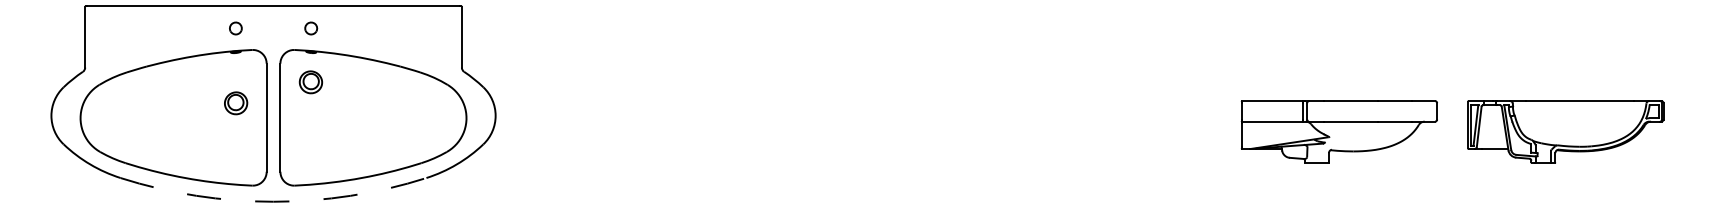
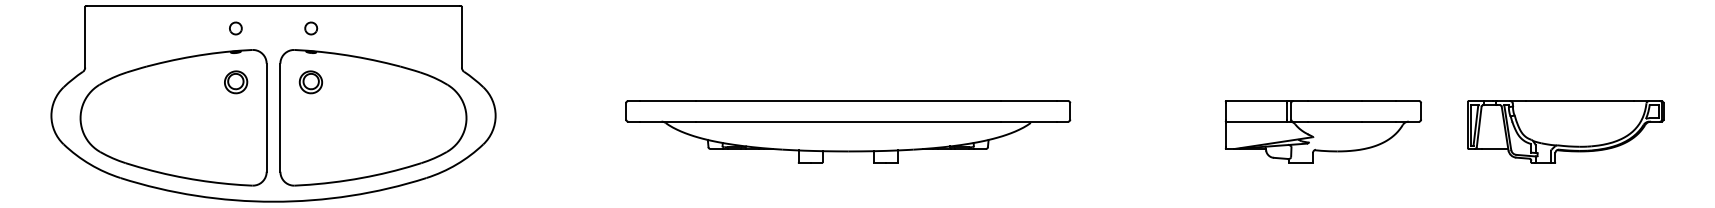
part position: (236, 103) -> (236, 82) (236, 82)
part: none -> present (848, 131)
part position: (1338, 131) -> (1322, 131) (1322, 131)
arc: dashed -> solid (273, 201)
